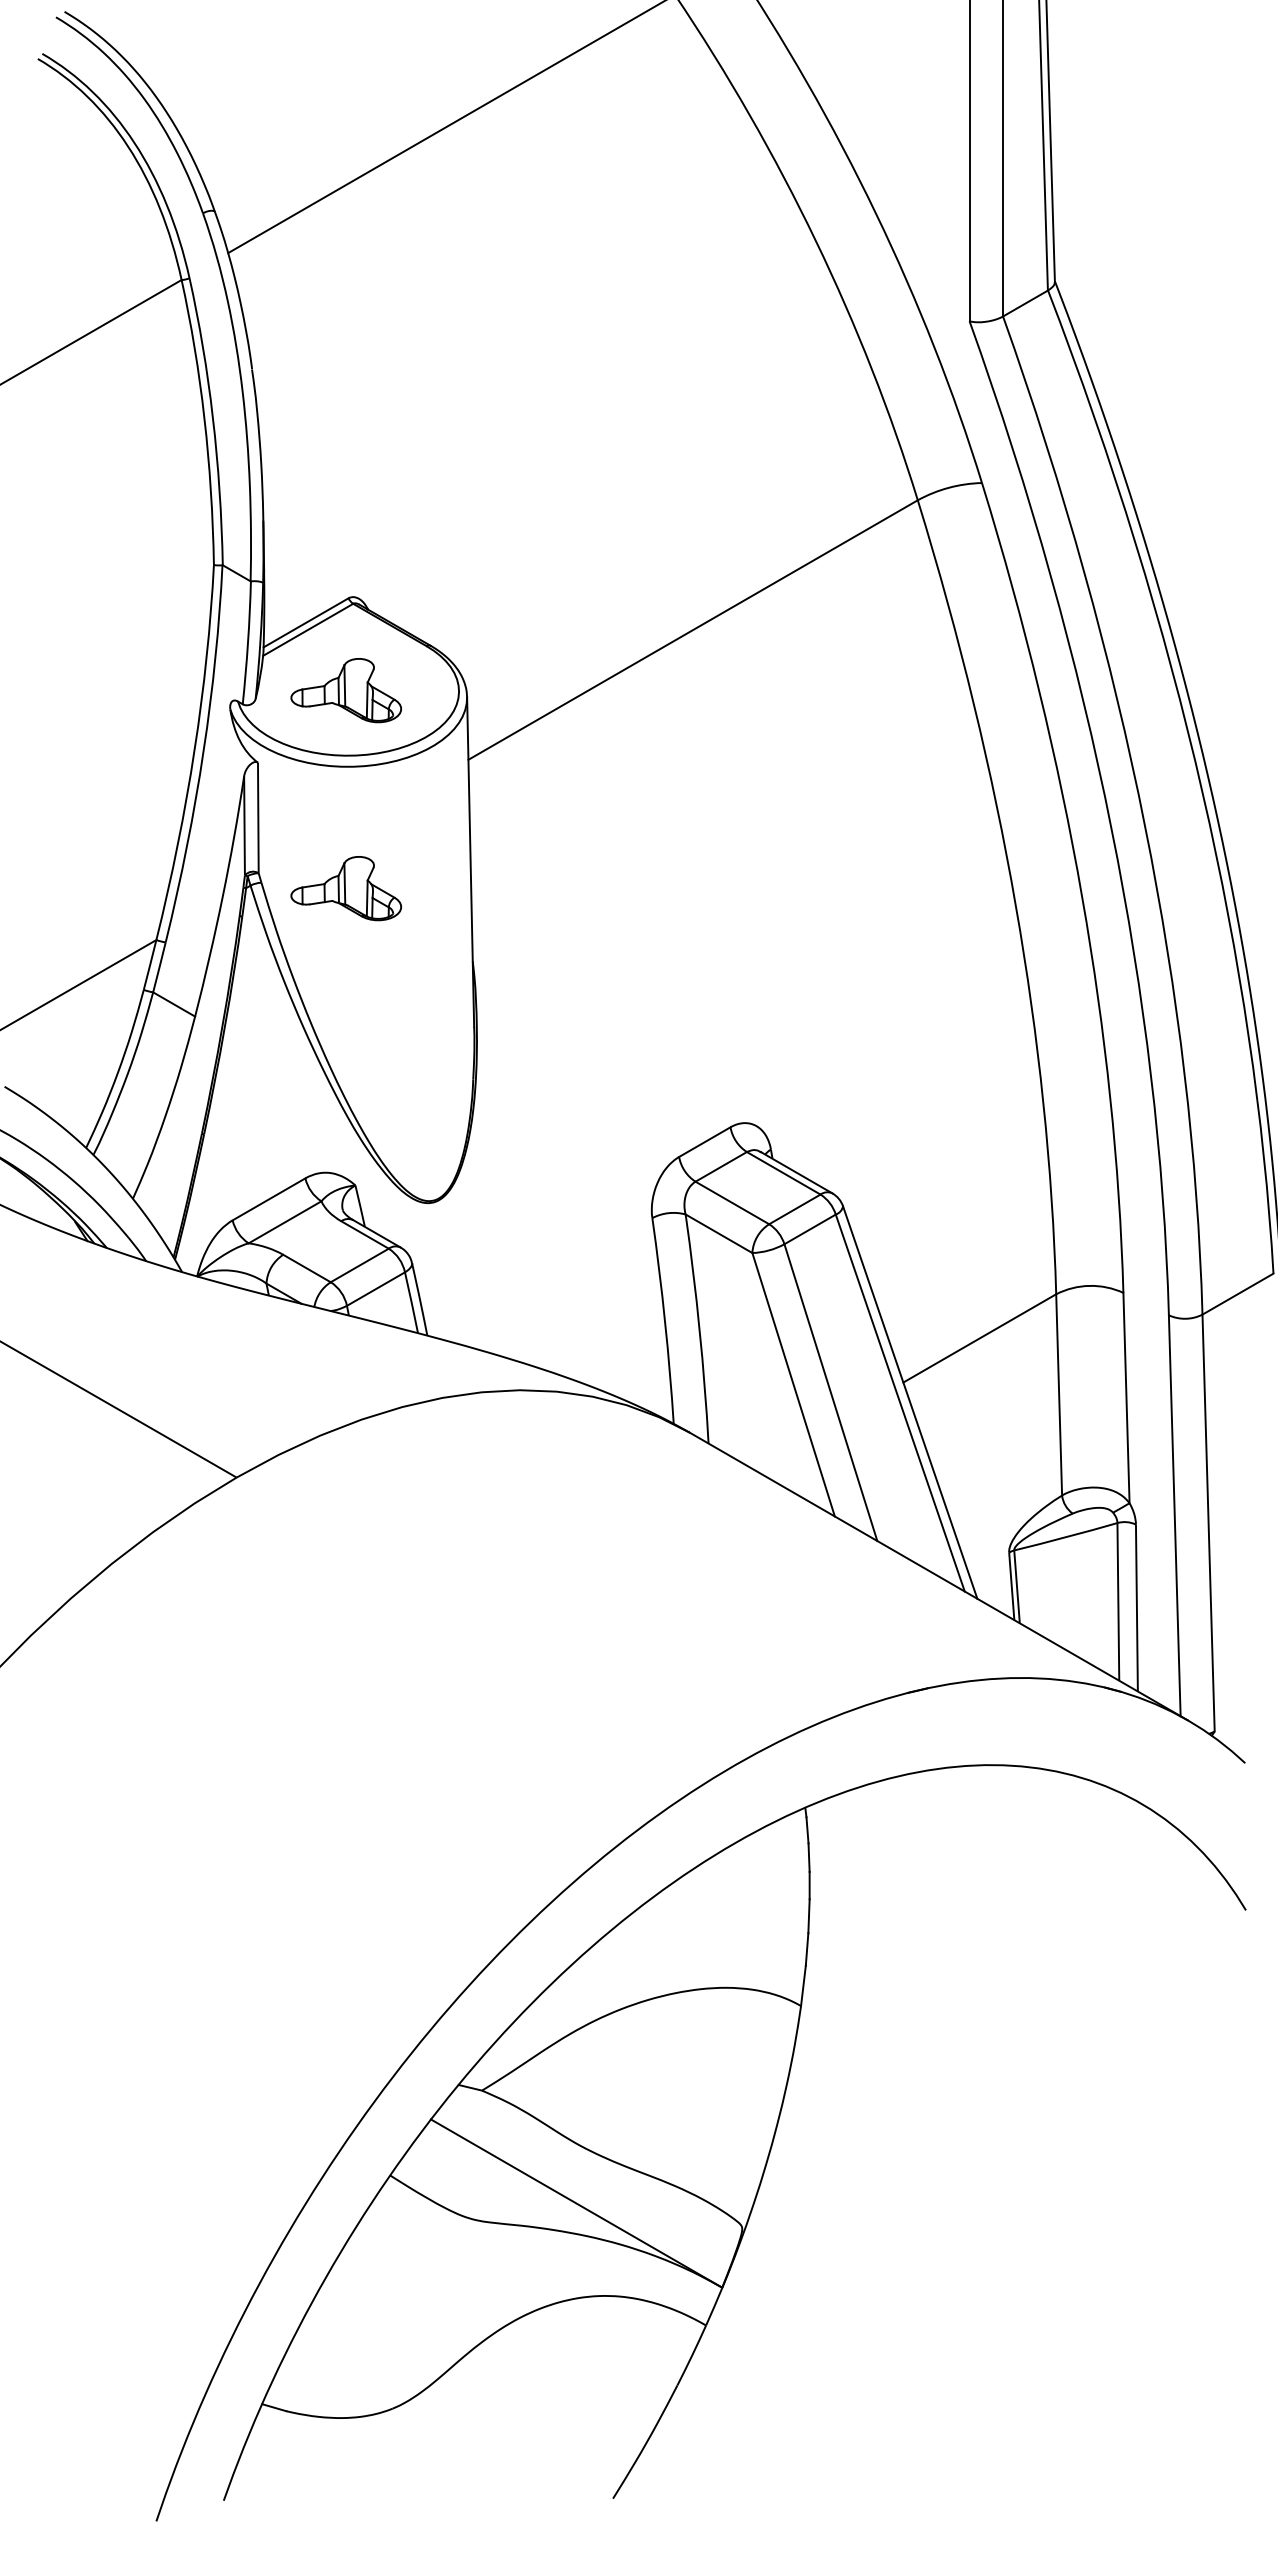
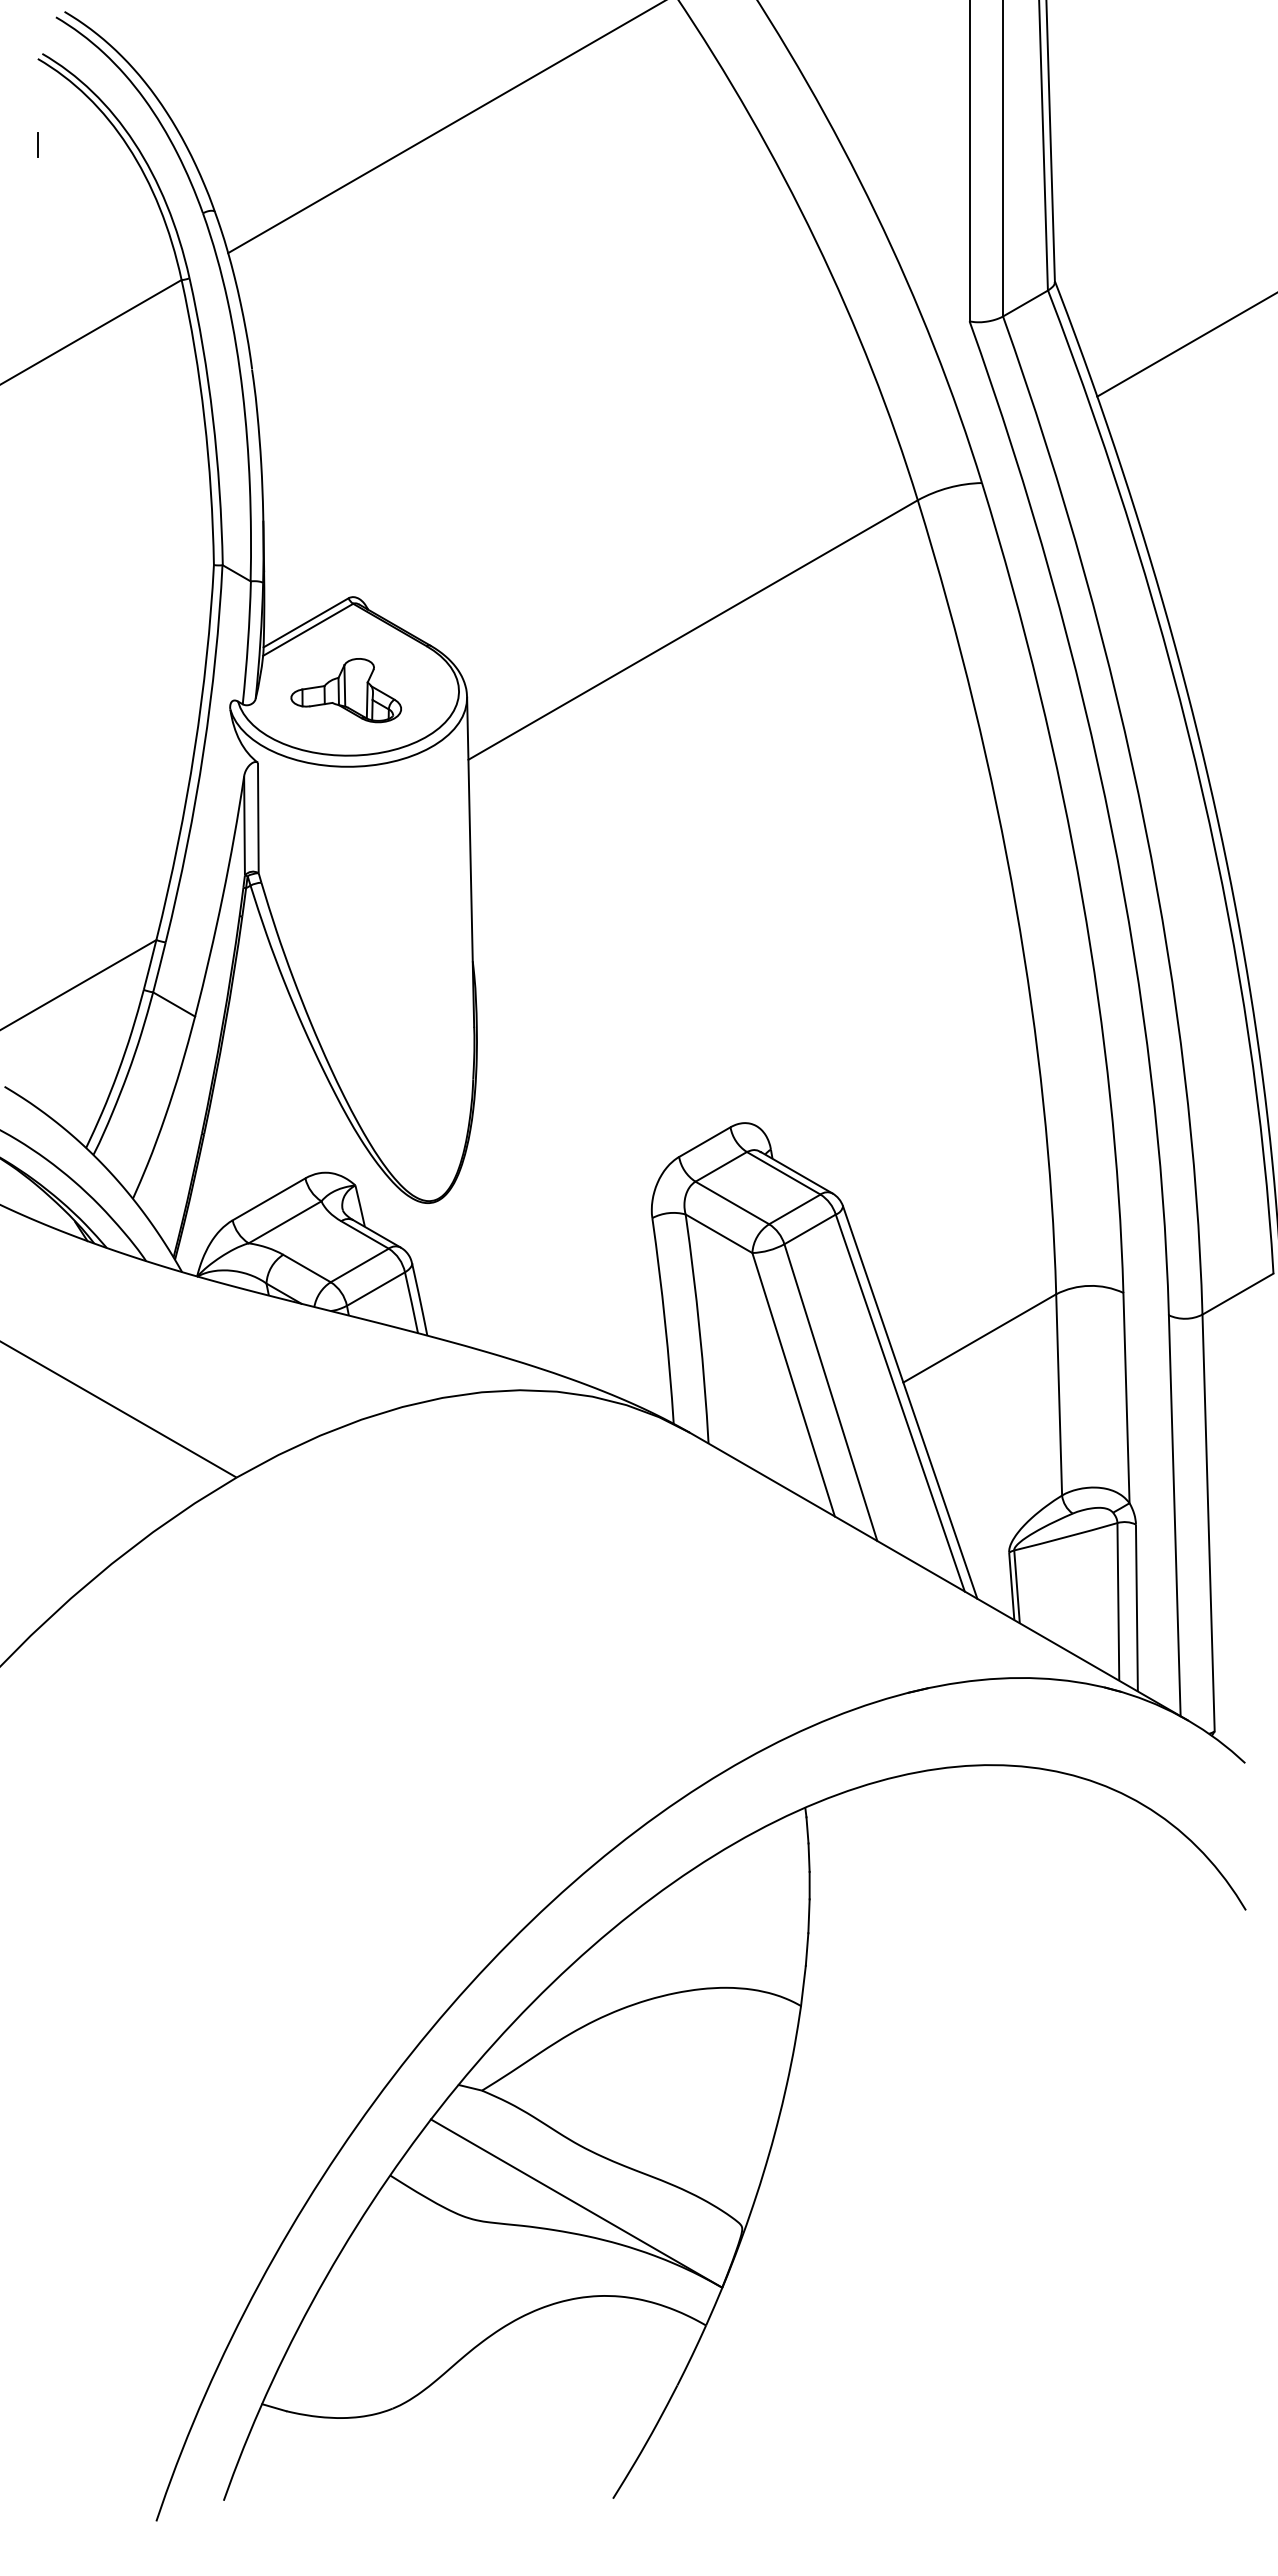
line: none -> present (38, 145)
line: none -> present (1185, 345)
part: present -> none (345, 888)
